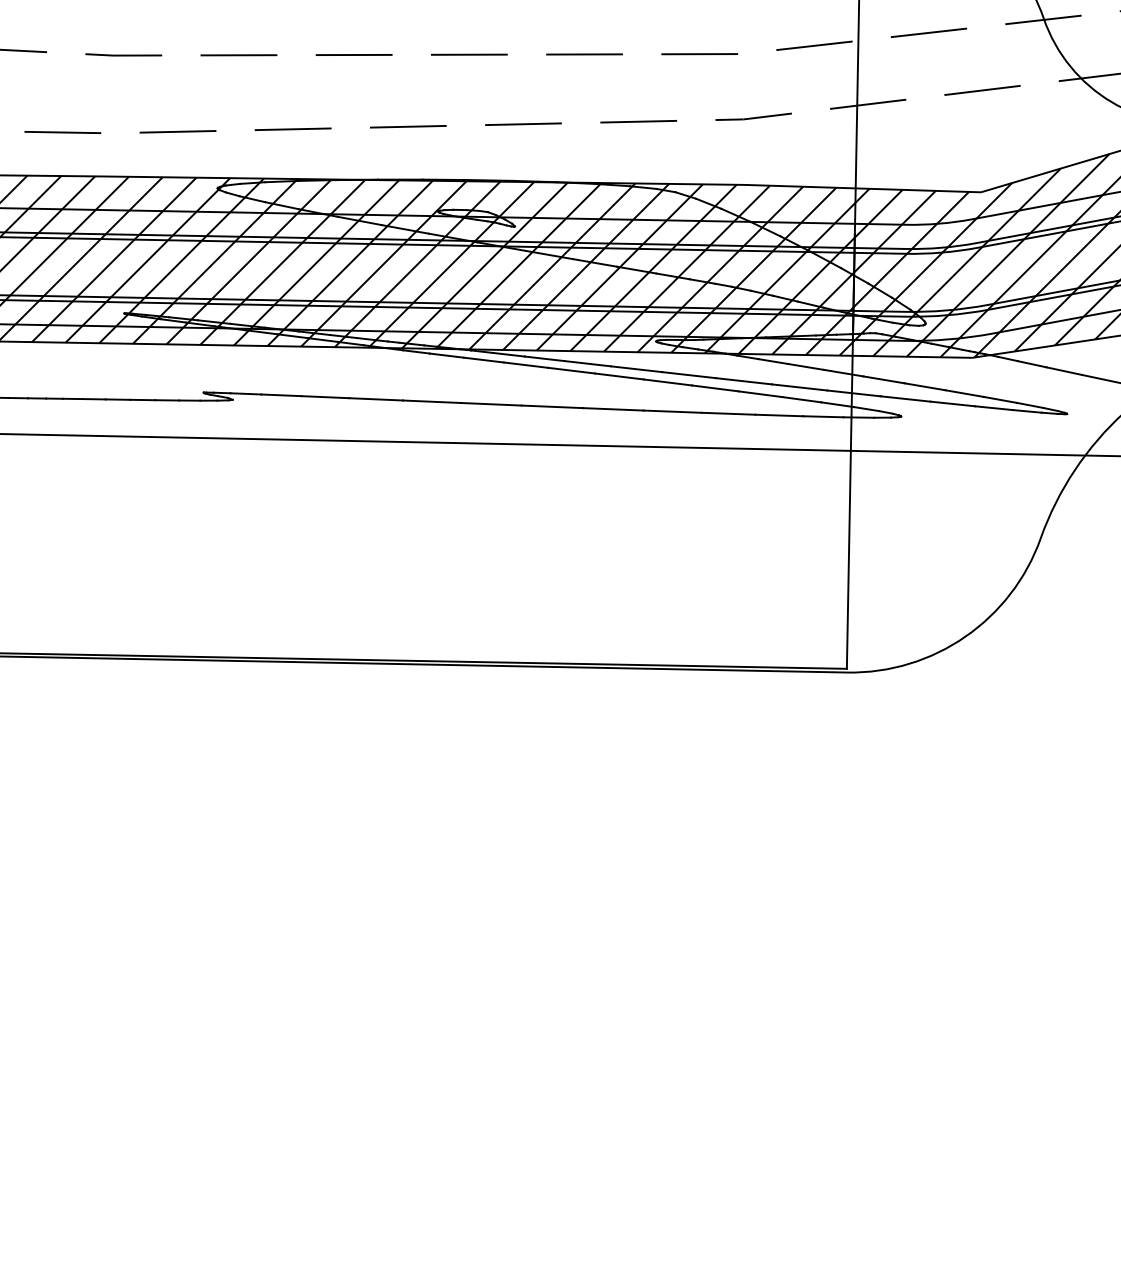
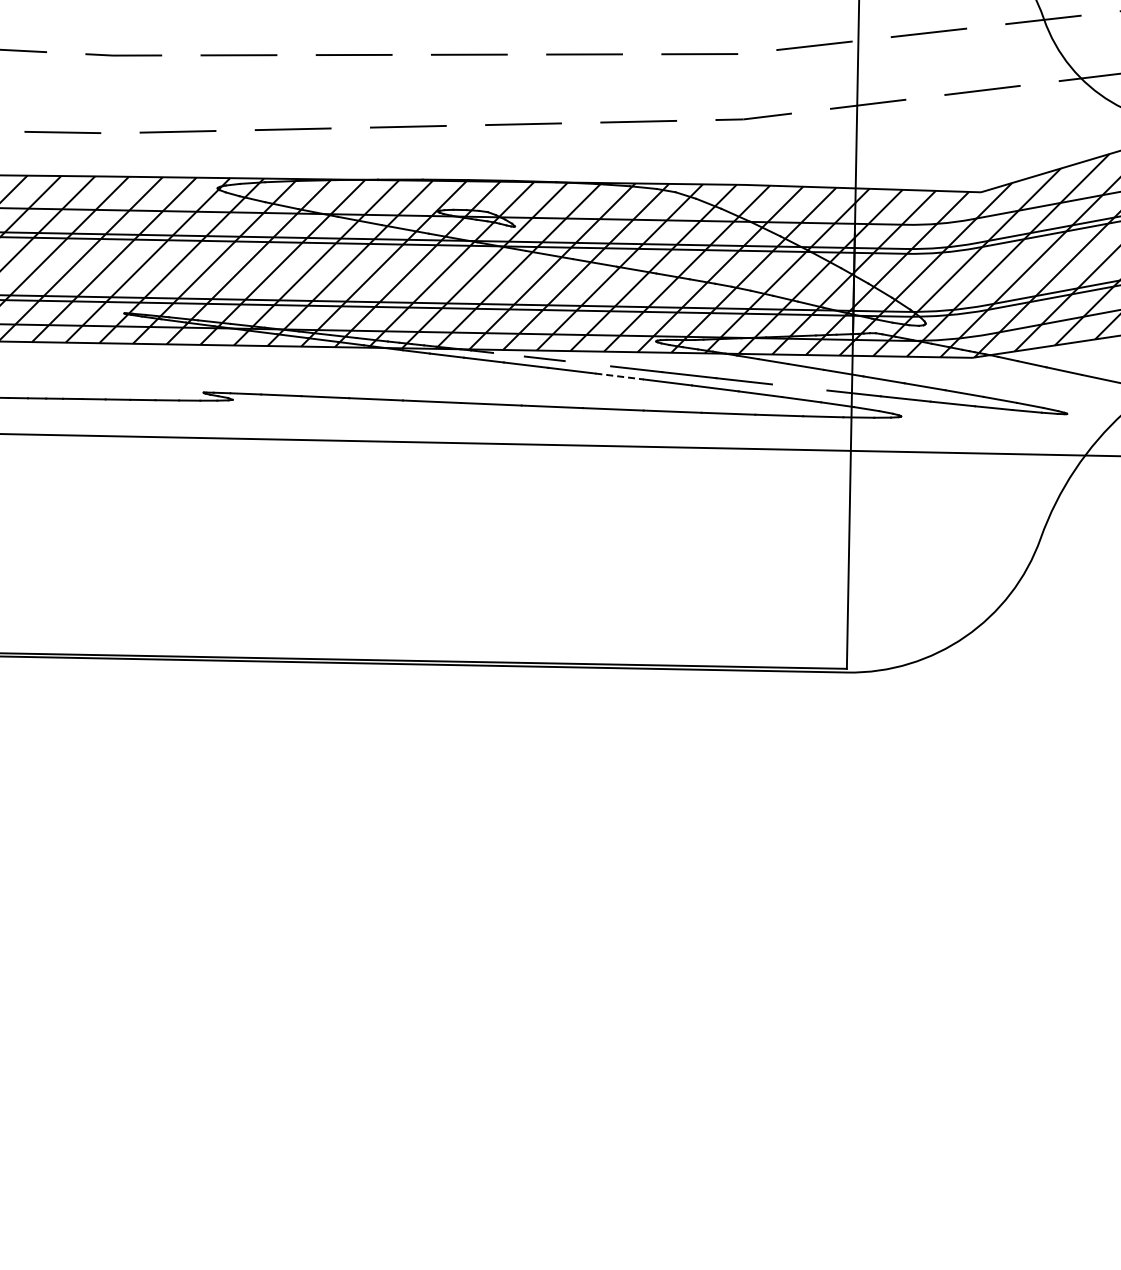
line: present -> none (508, 354)
line: present -> none (587, 363)
line: solid -> dashed (620, 376)
line: present -> none (799, 387)
